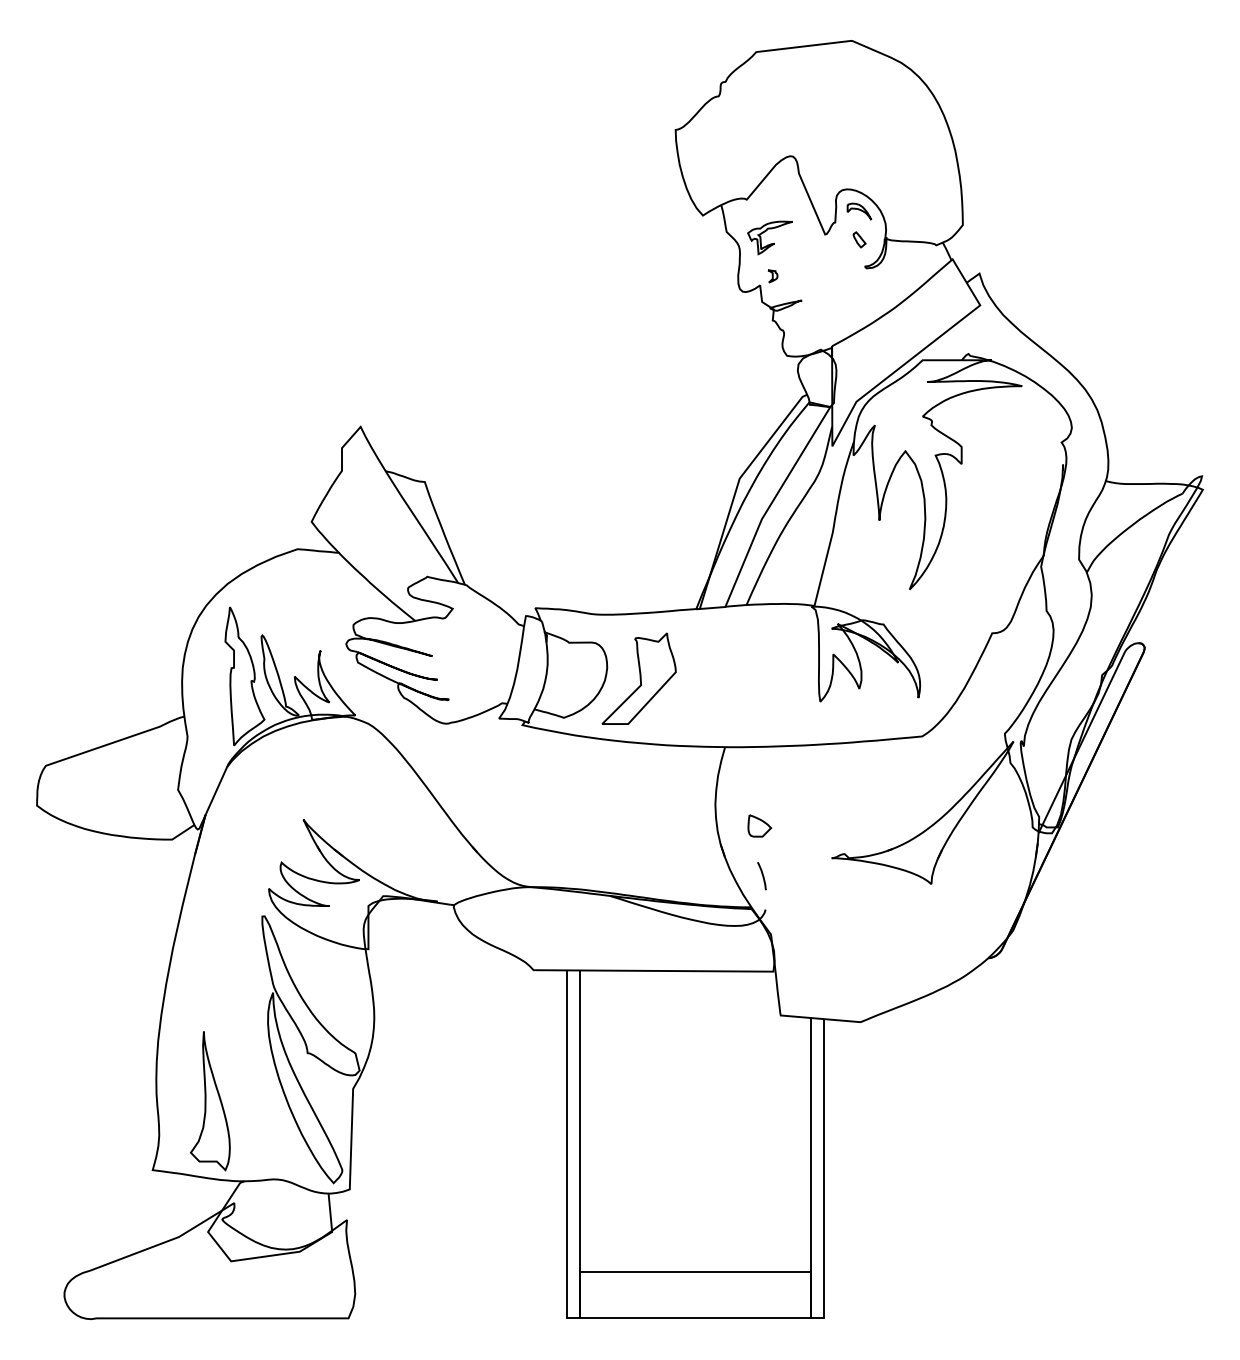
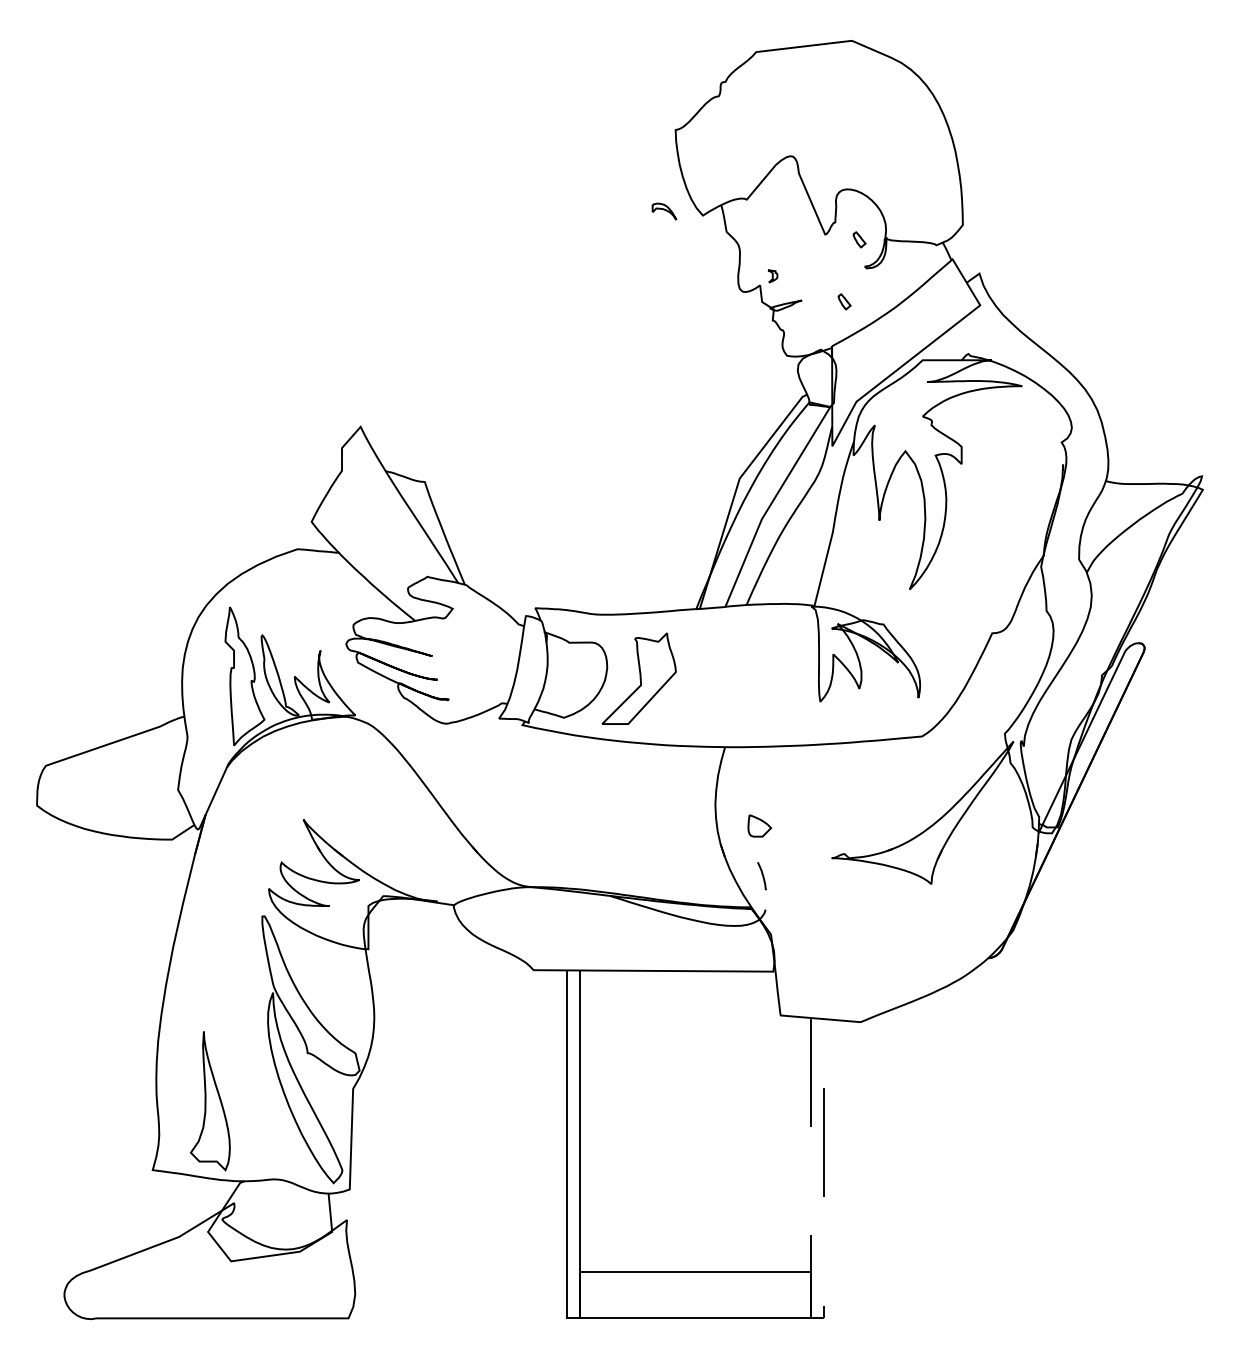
part position: (859, 211) -> (664, 211) (664, 211)
part: present -> none (770, 243)
part: none -> present (844, 301)
line: solid -> dashed (816, 1318)
